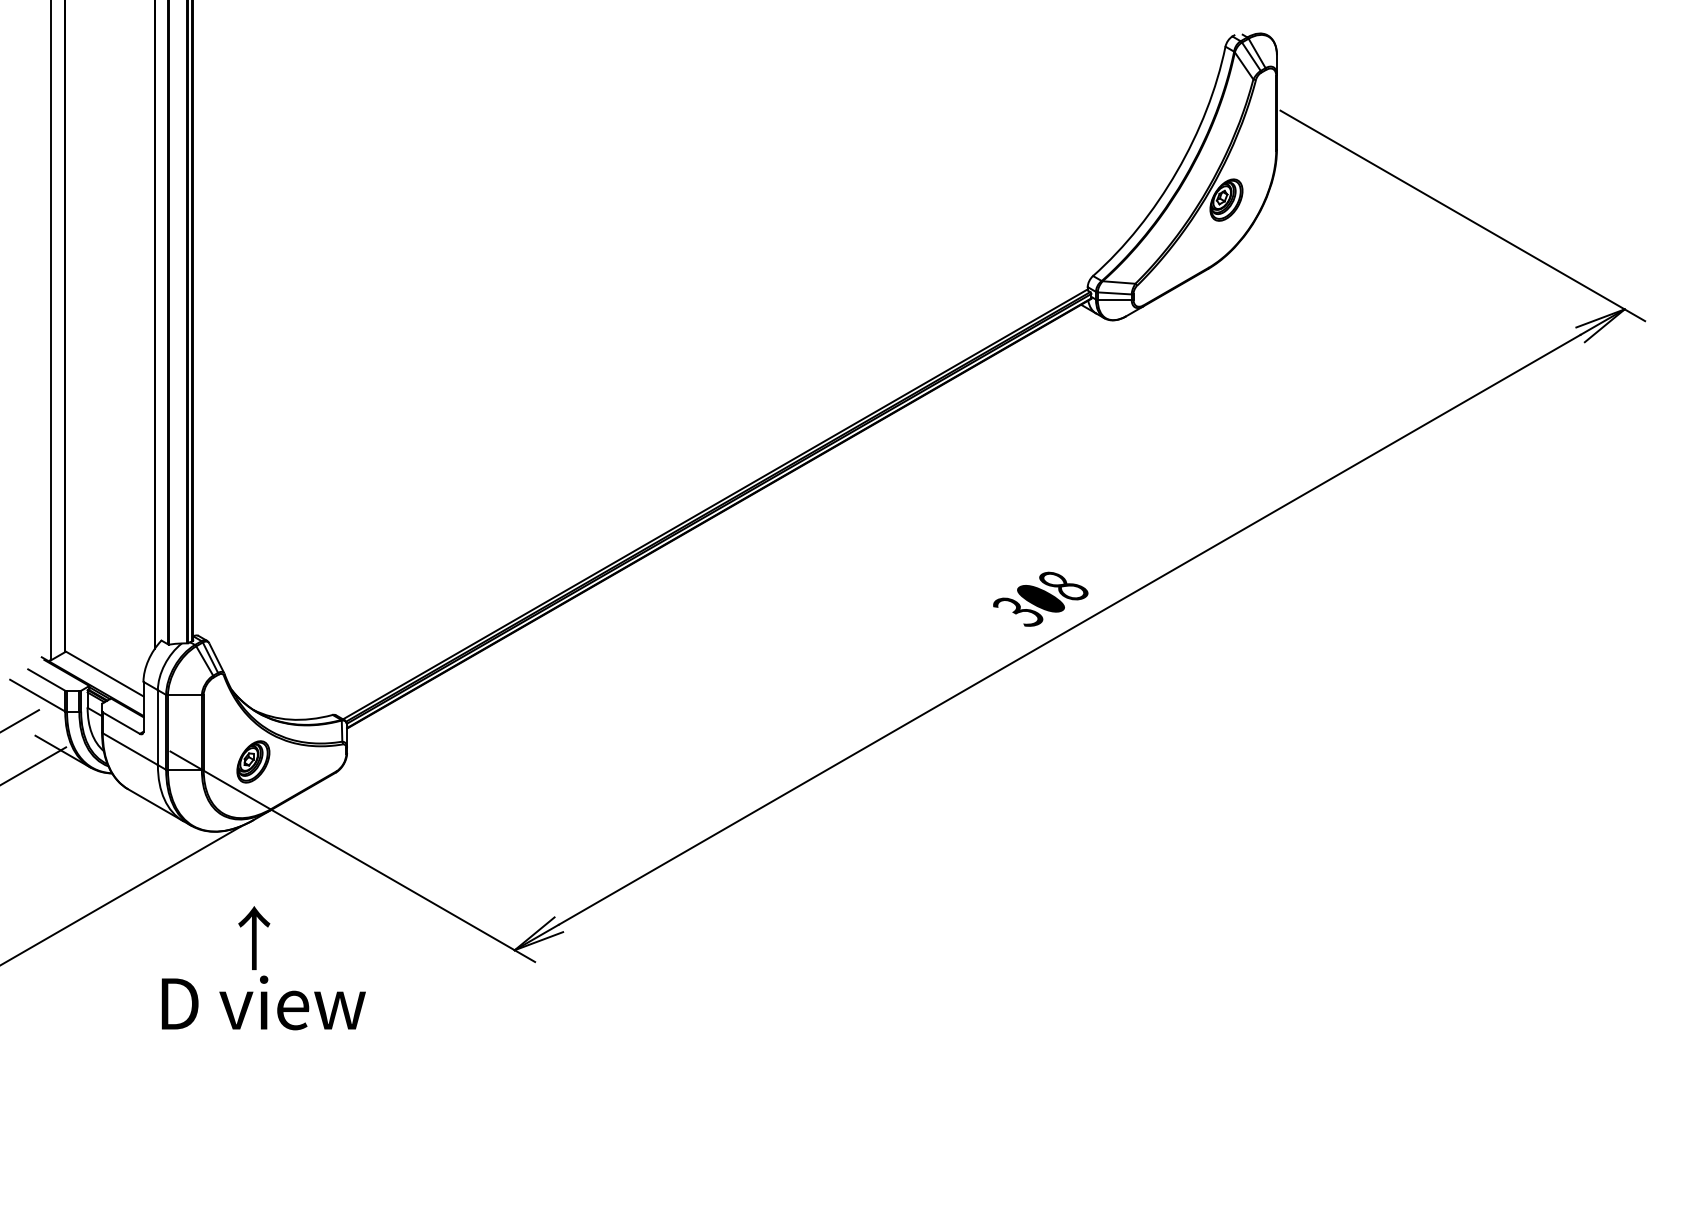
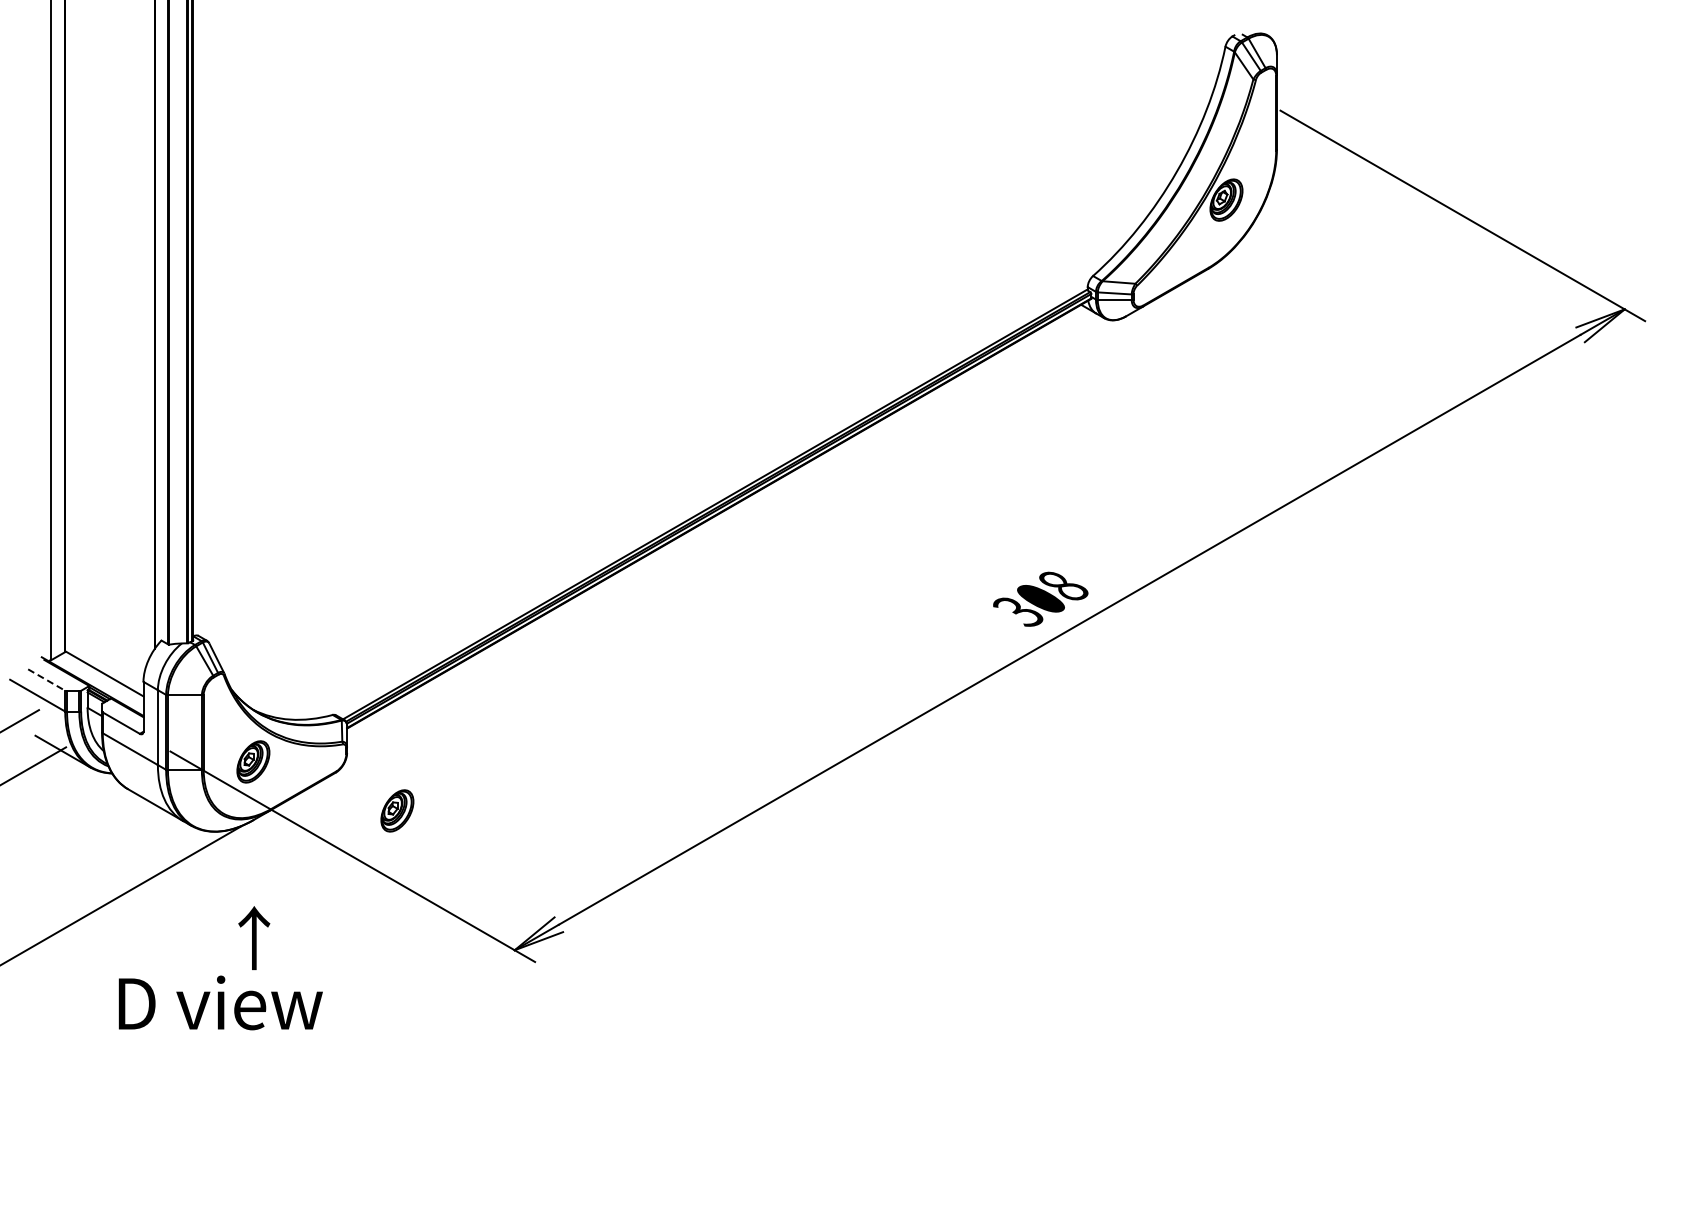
line: solid -> dashed (47, 680)
part: none -> present (397, 810)
text position: (263, 1002) -> (220, 1002) (220, 1002)
